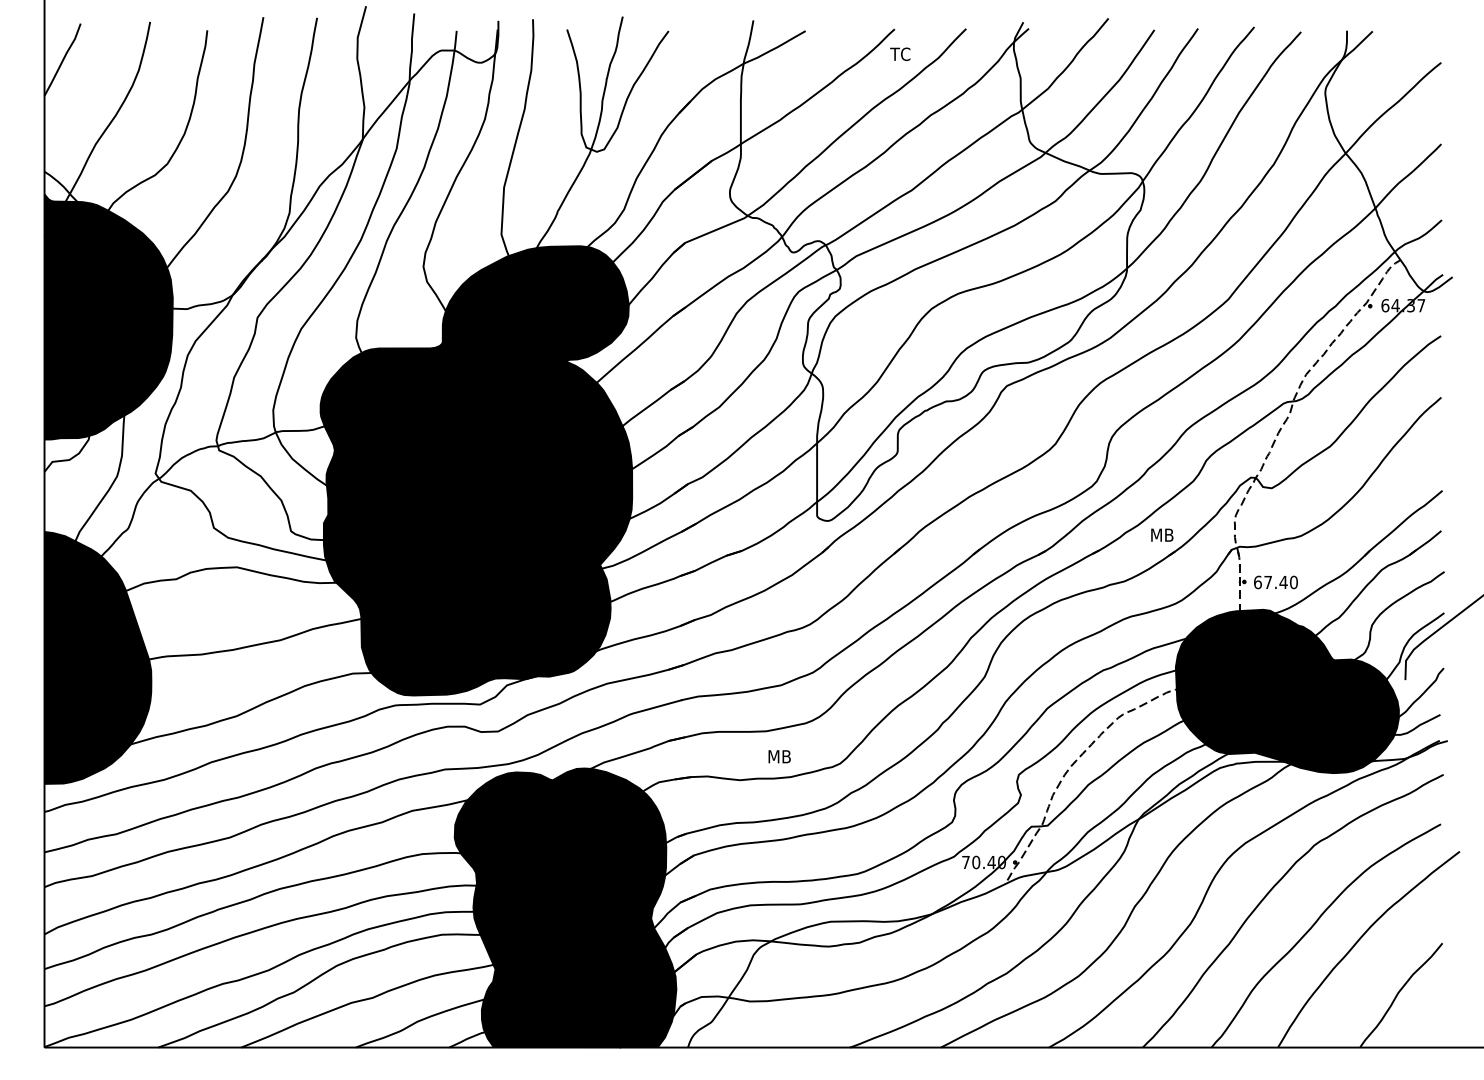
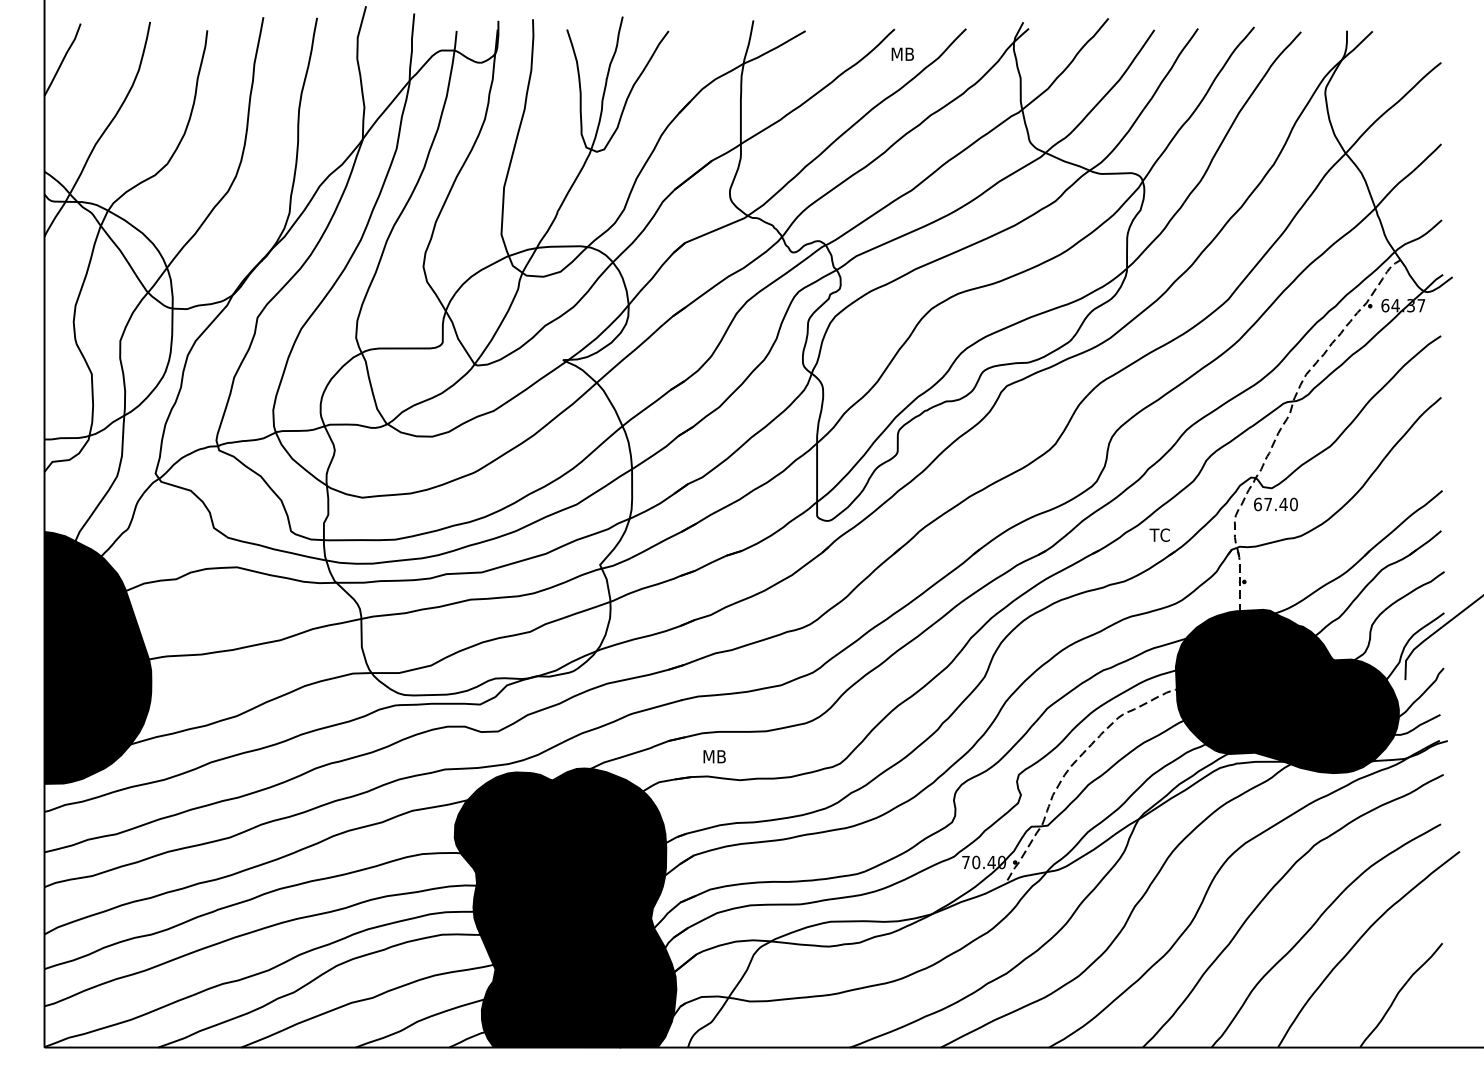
text: TC -> MB (901, 53)
fill: present -> none (108, 316)
fill: present -> none (476, 470)
text: MB -> TC (1161, 534)
text position: (1275, 582) -> (1275, 504) (1275, 504)
text position: (779, 756) -> (714, 756) (714, 756)
